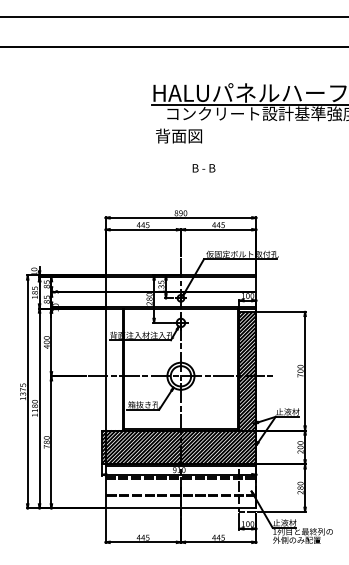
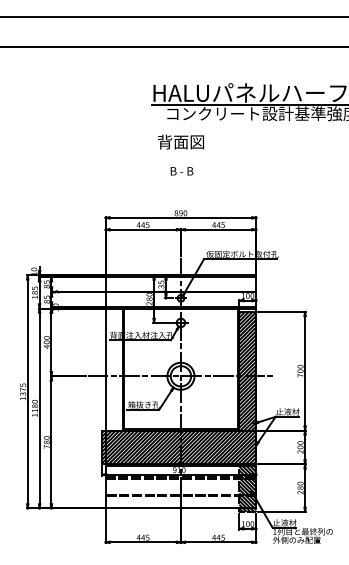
text position: (178, 135) -> (180, 141) (180, 141)
text position: (203, 168) -> (181, 171) (181, 171)
hatch: none -> present (247, 487)
